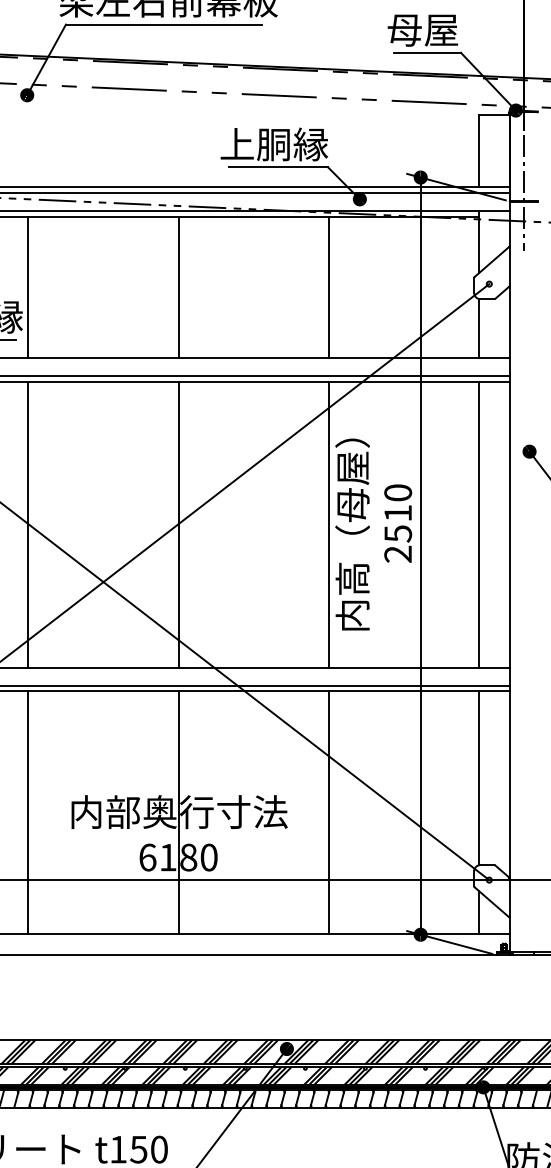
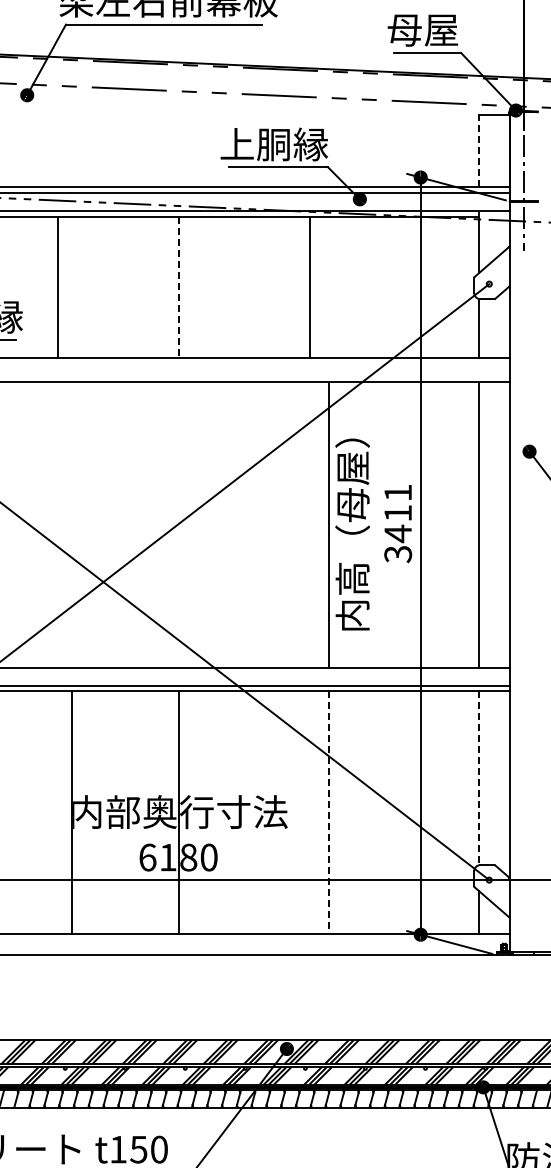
line: solid -> dashed (478, 150)
line position: (28, 286) -> (58, 286) (58, 286)
line position: (328, 286) -> (309, 286) (309, 286)
line: solid -> dashed (178, 287)
line: present -> none (256, 375)
text: 2510 -> 3411 (398, 523)
line: present -> none (28, 524)
line: present -> none (178, 524)
line: solid -> dashed (478, 778)
line position: (28, 812) -> (72, 812) (72, 812)
line: solid -> dashed (328, 812)
